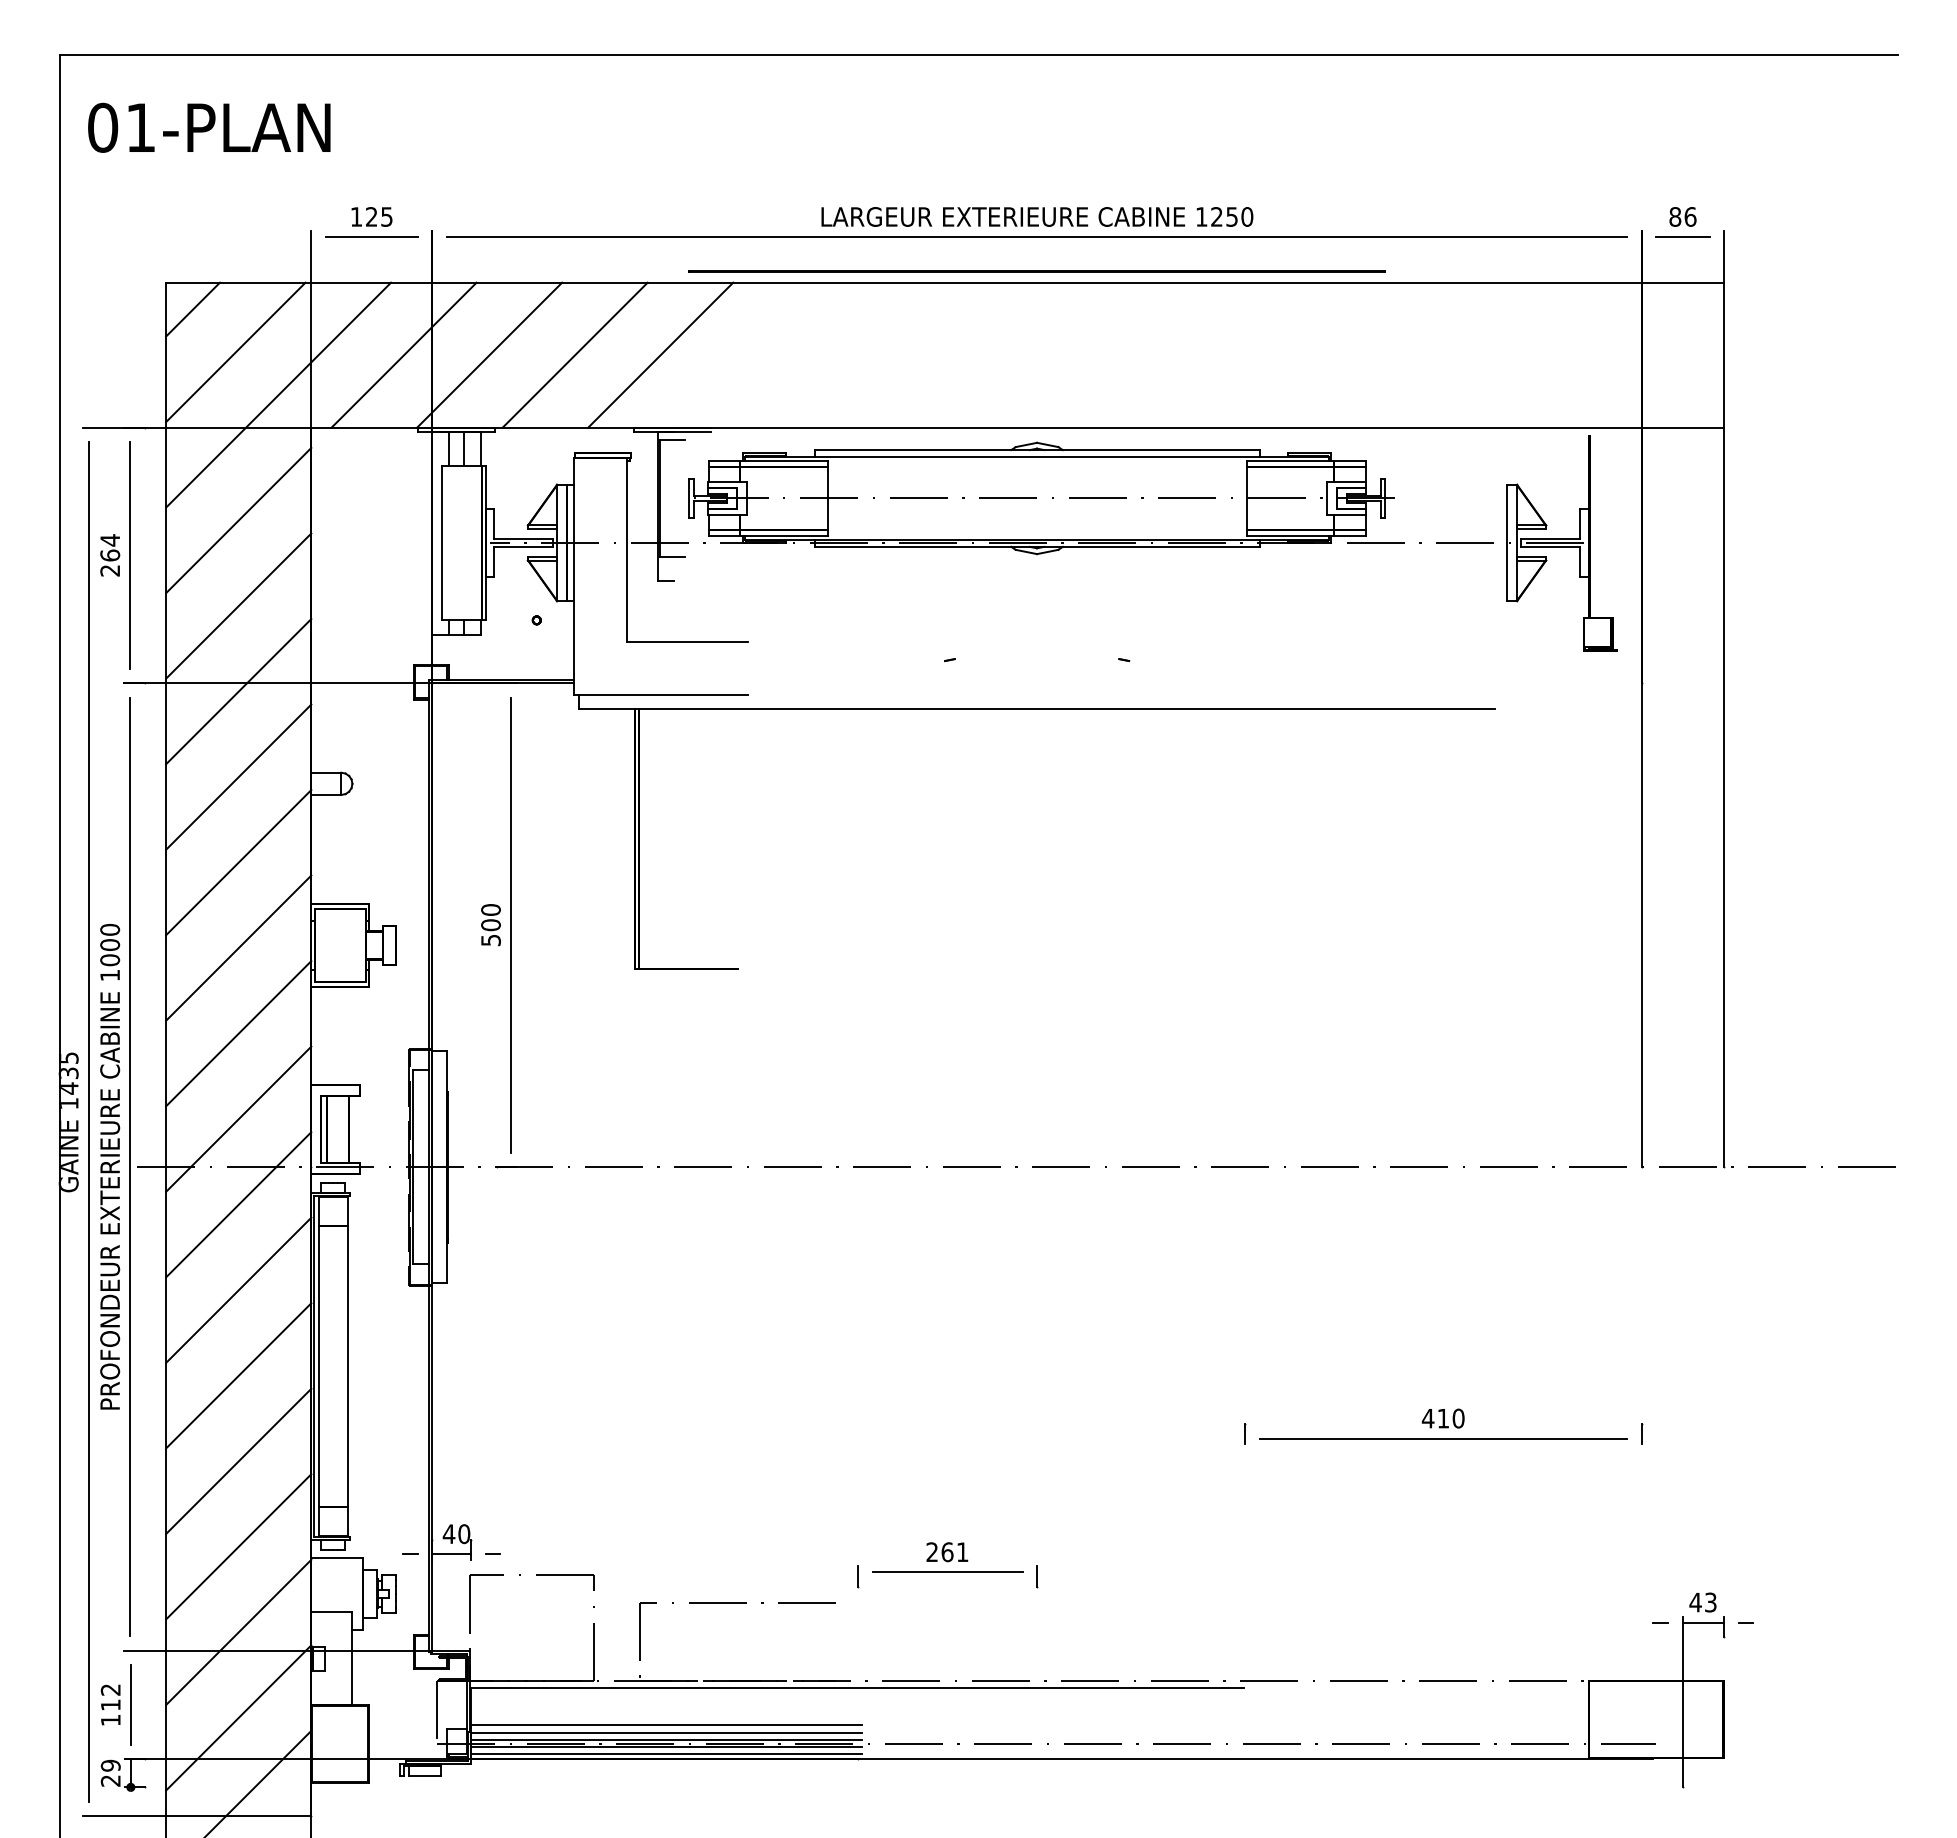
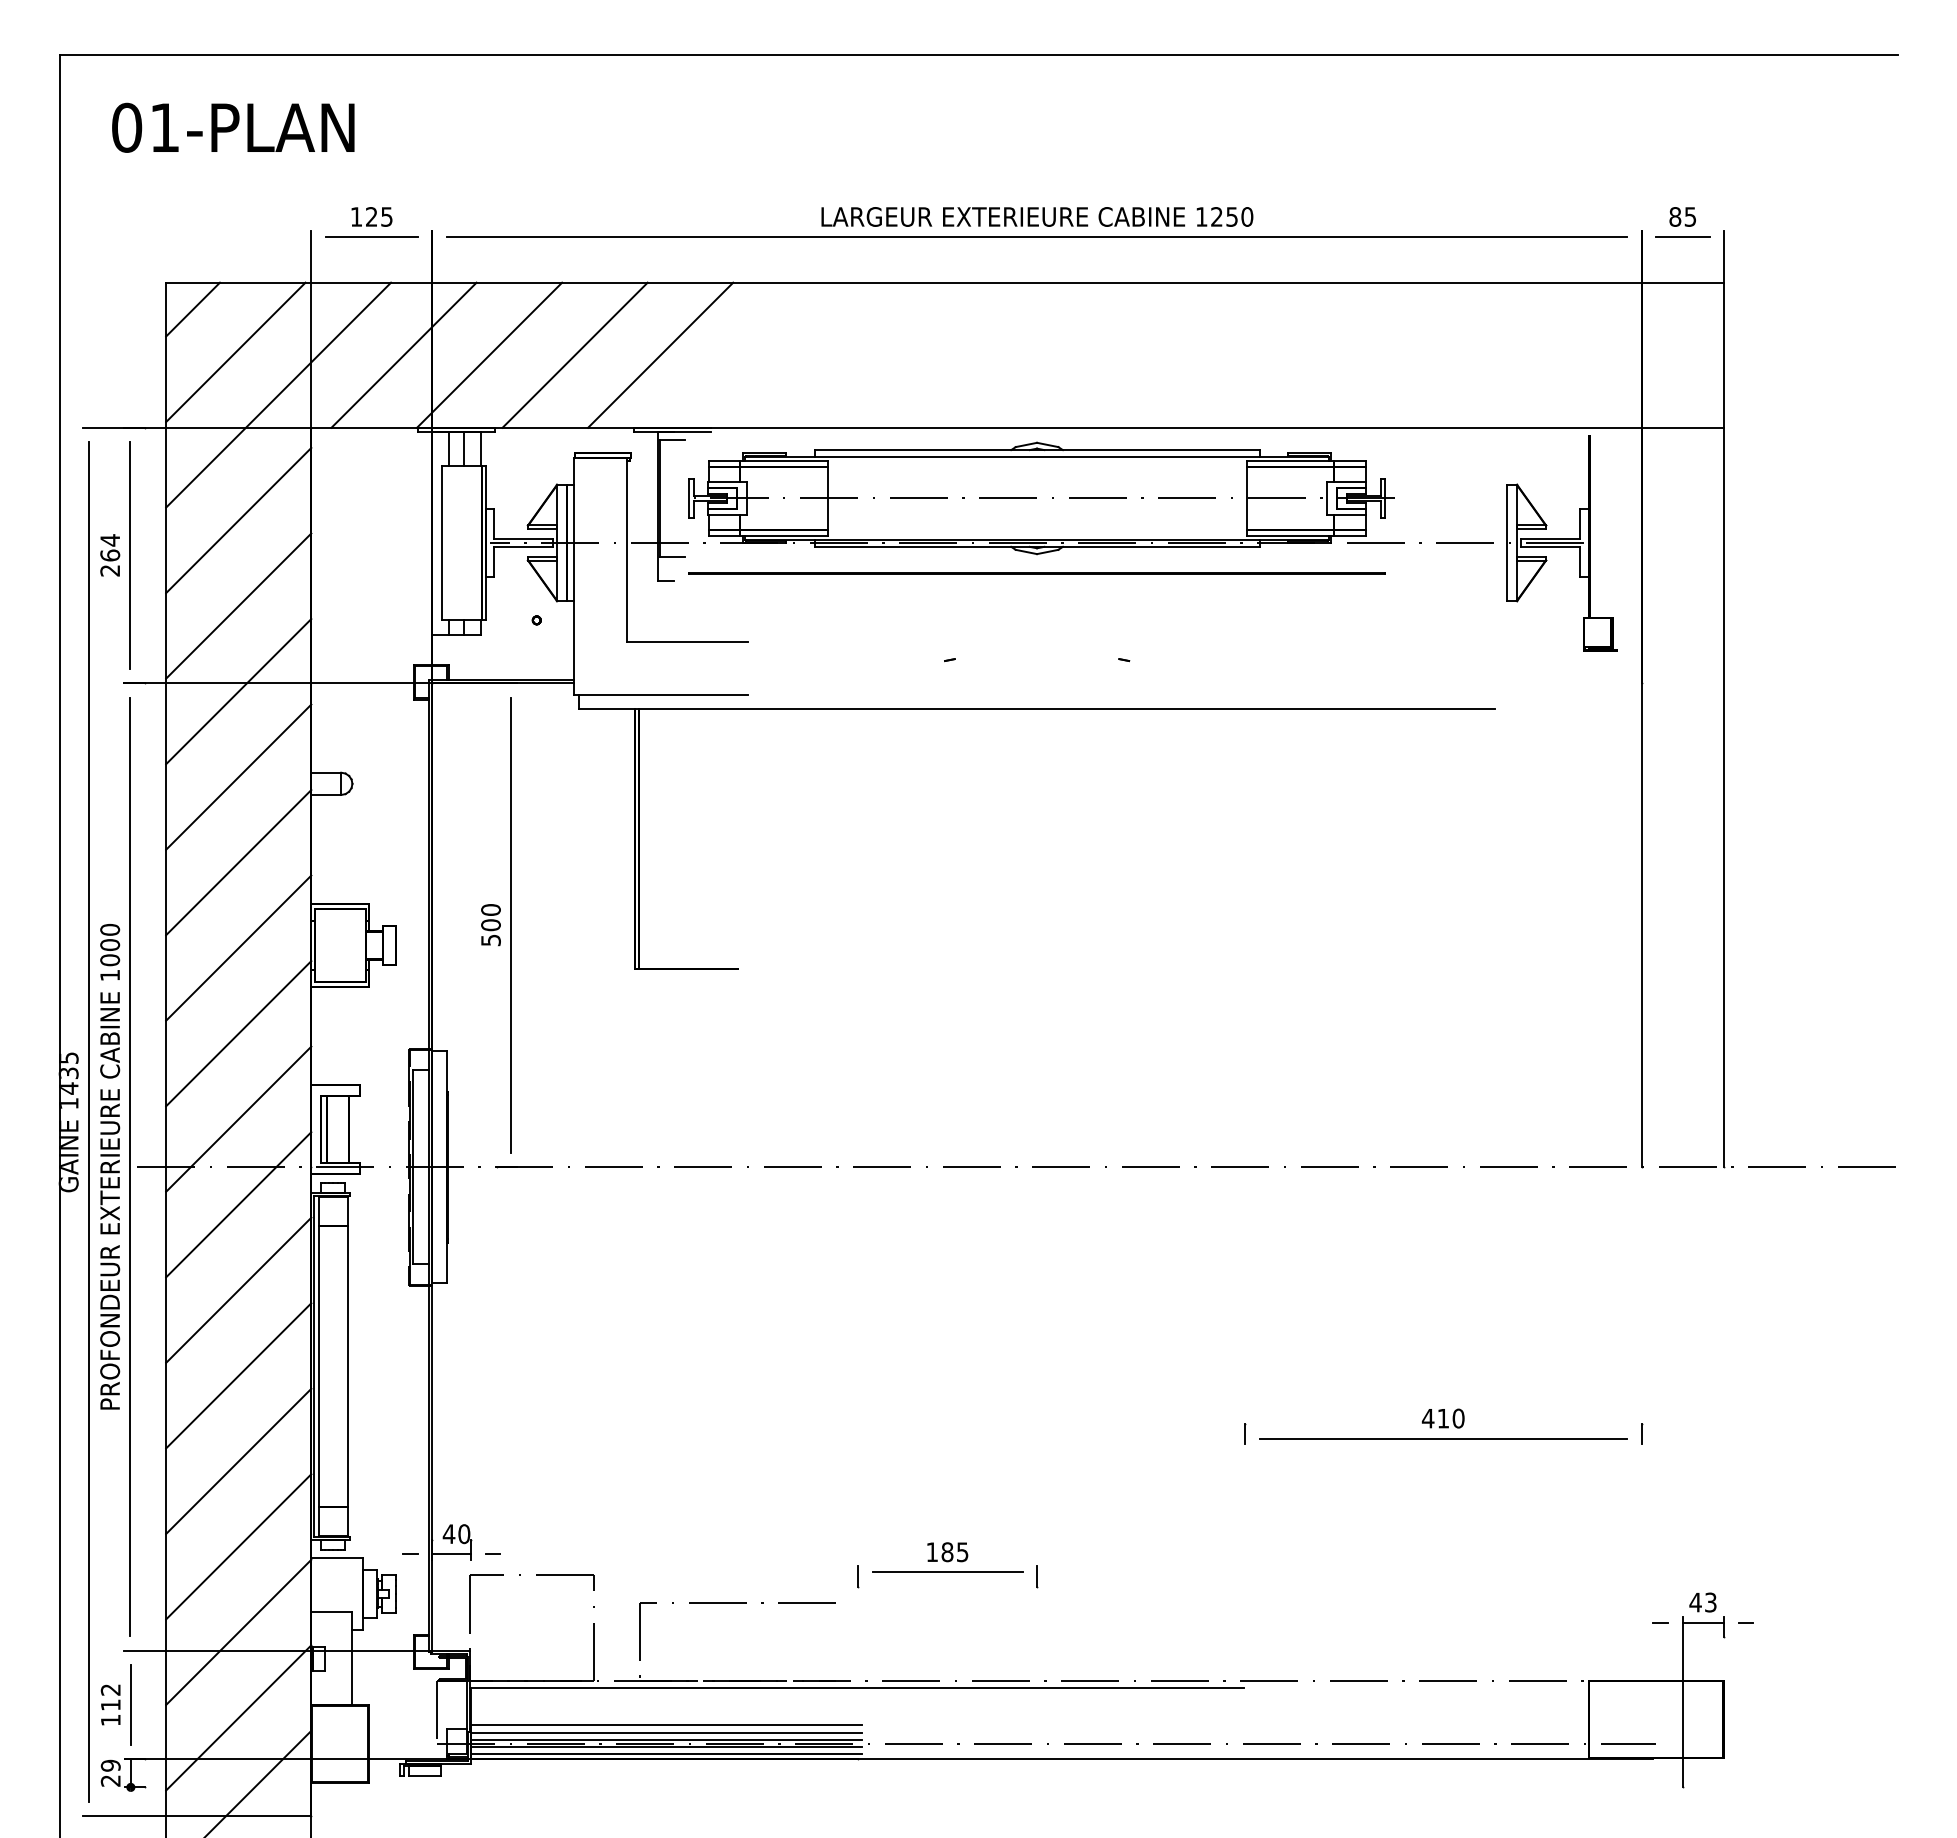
text position: (209, 127) -> (233, 127) (233, 127)
text: 86 -> 85 (1690, 216)
line position: (1036, 271) -> (1036, 573) (1036, 573)
text: 261 -> 185 (947, 1552)
